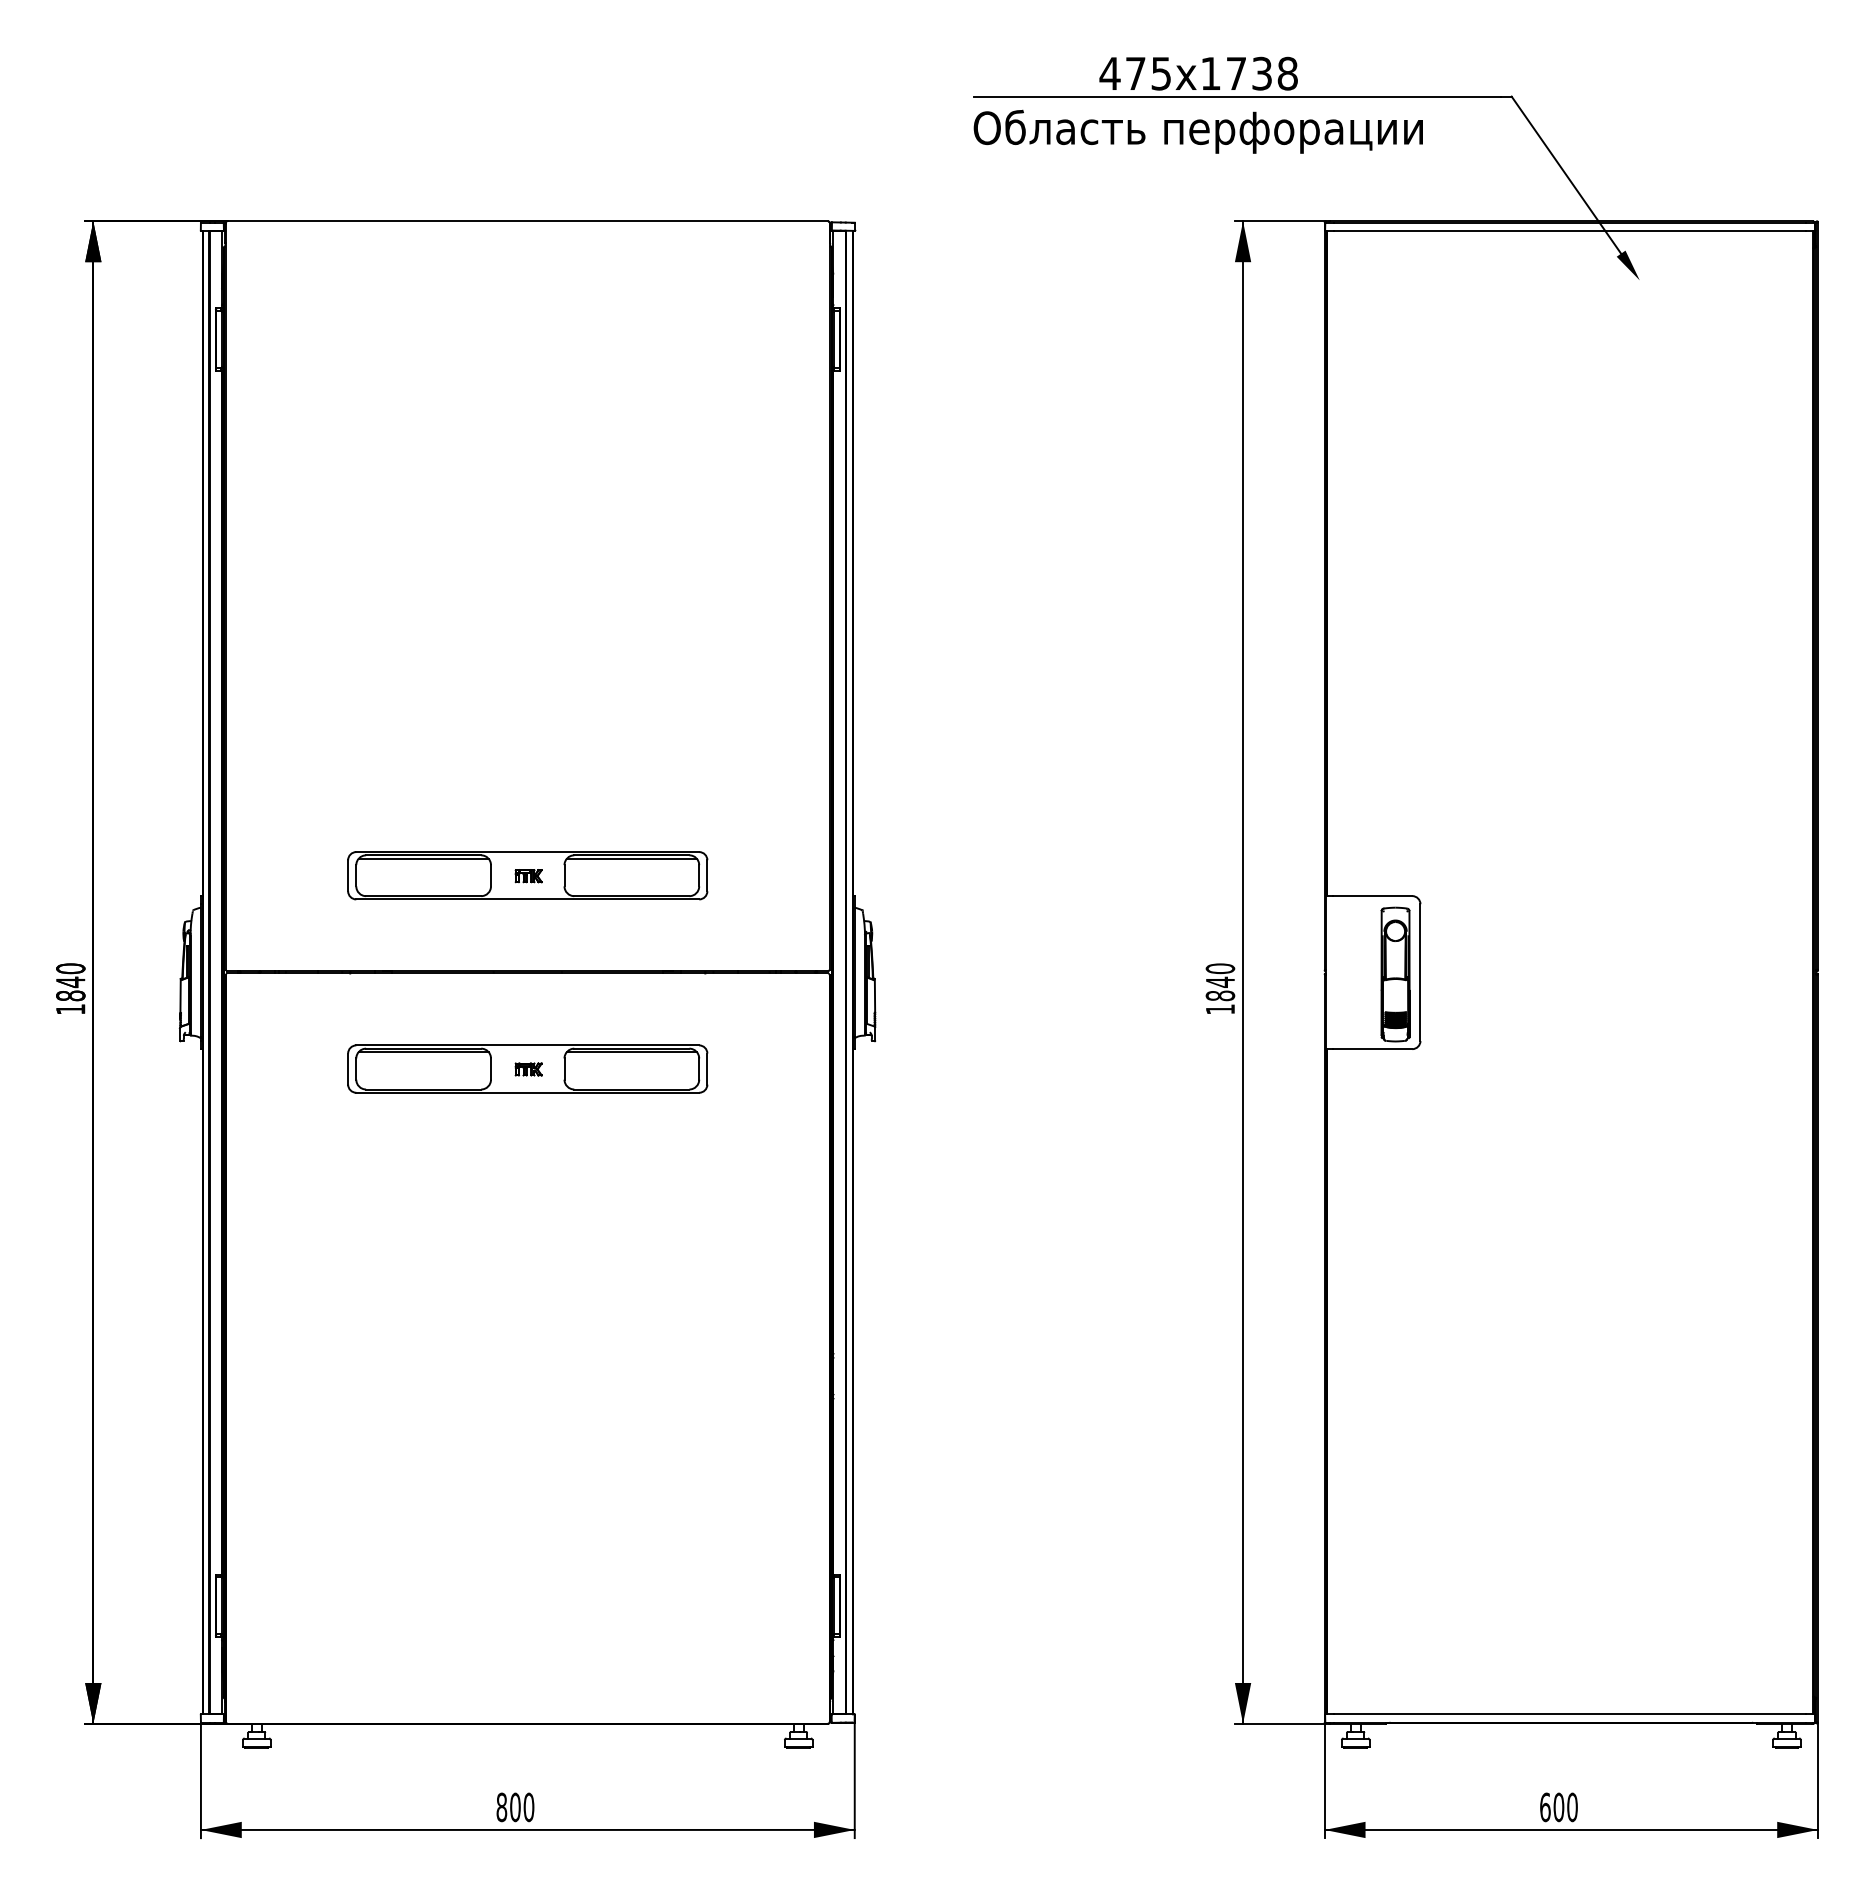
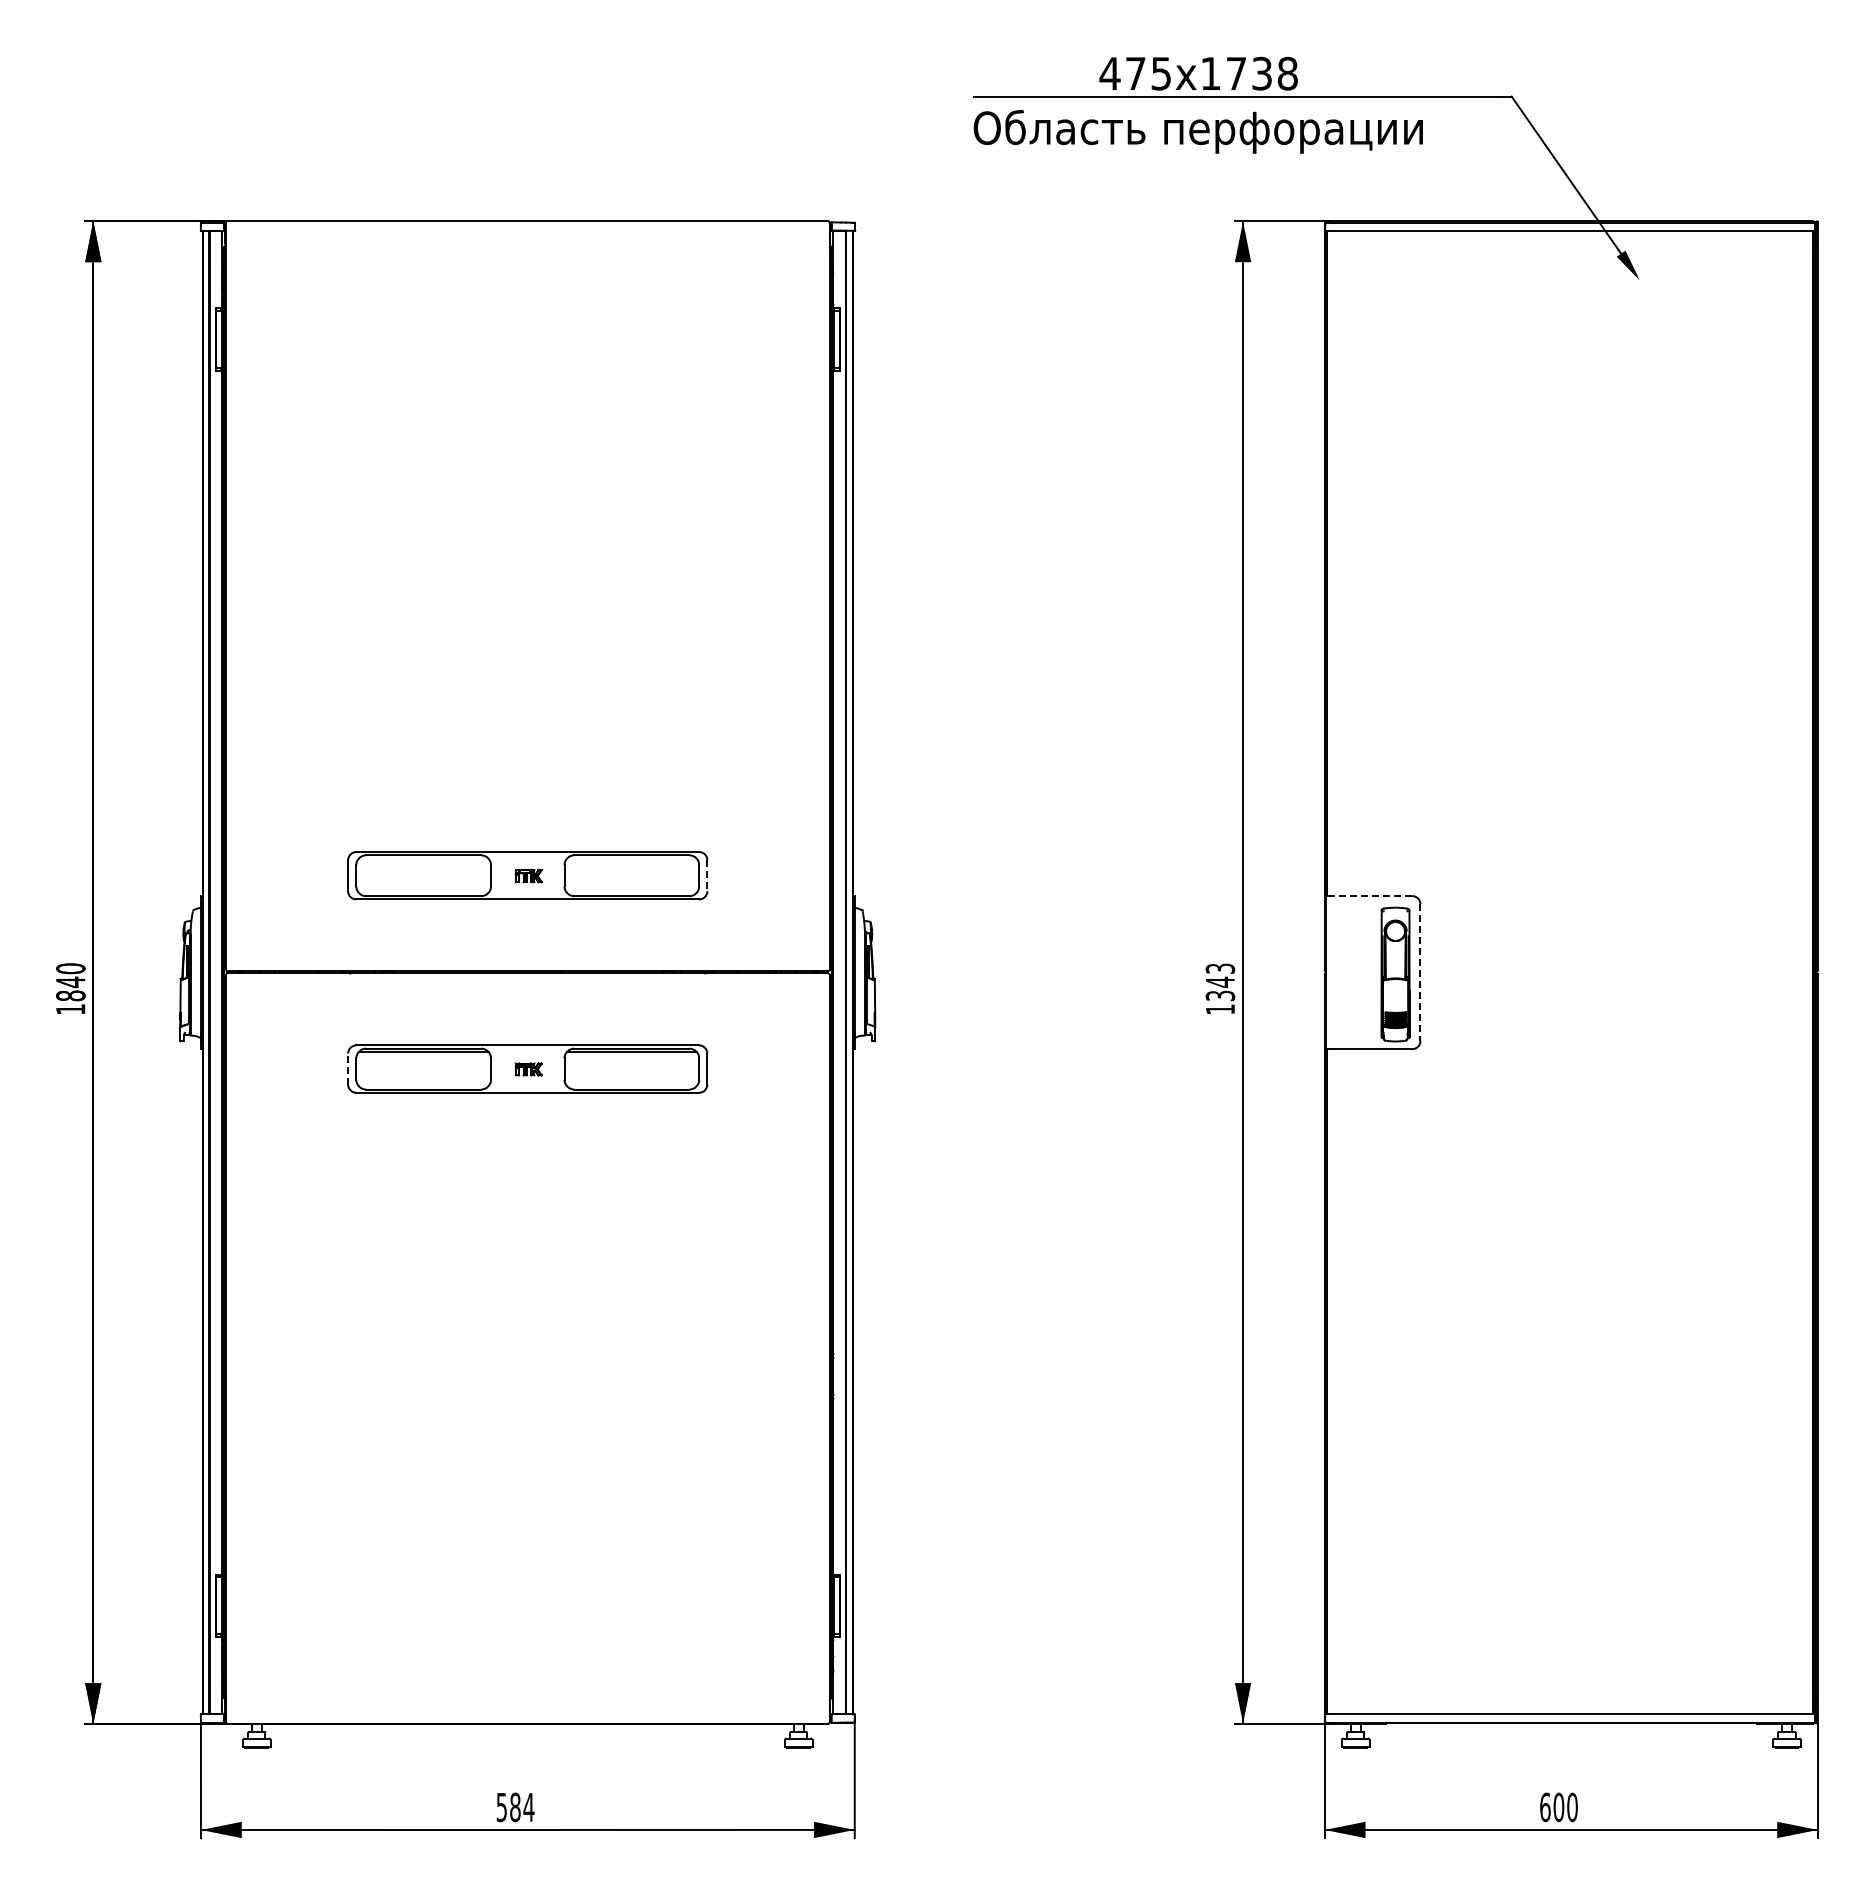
line: present -> none (423, 858)
line: present -> none (631, 858)
line: solid -> dashed (707, 875)
line: solid -> dashed (1372, 896)
line: solid -> dashed (1420, 973)
text: 1840 -> 1343 (1220, 982)
line: solid -> dashed (348, 1069)
text: 800 -> 584 (515, 1807)
